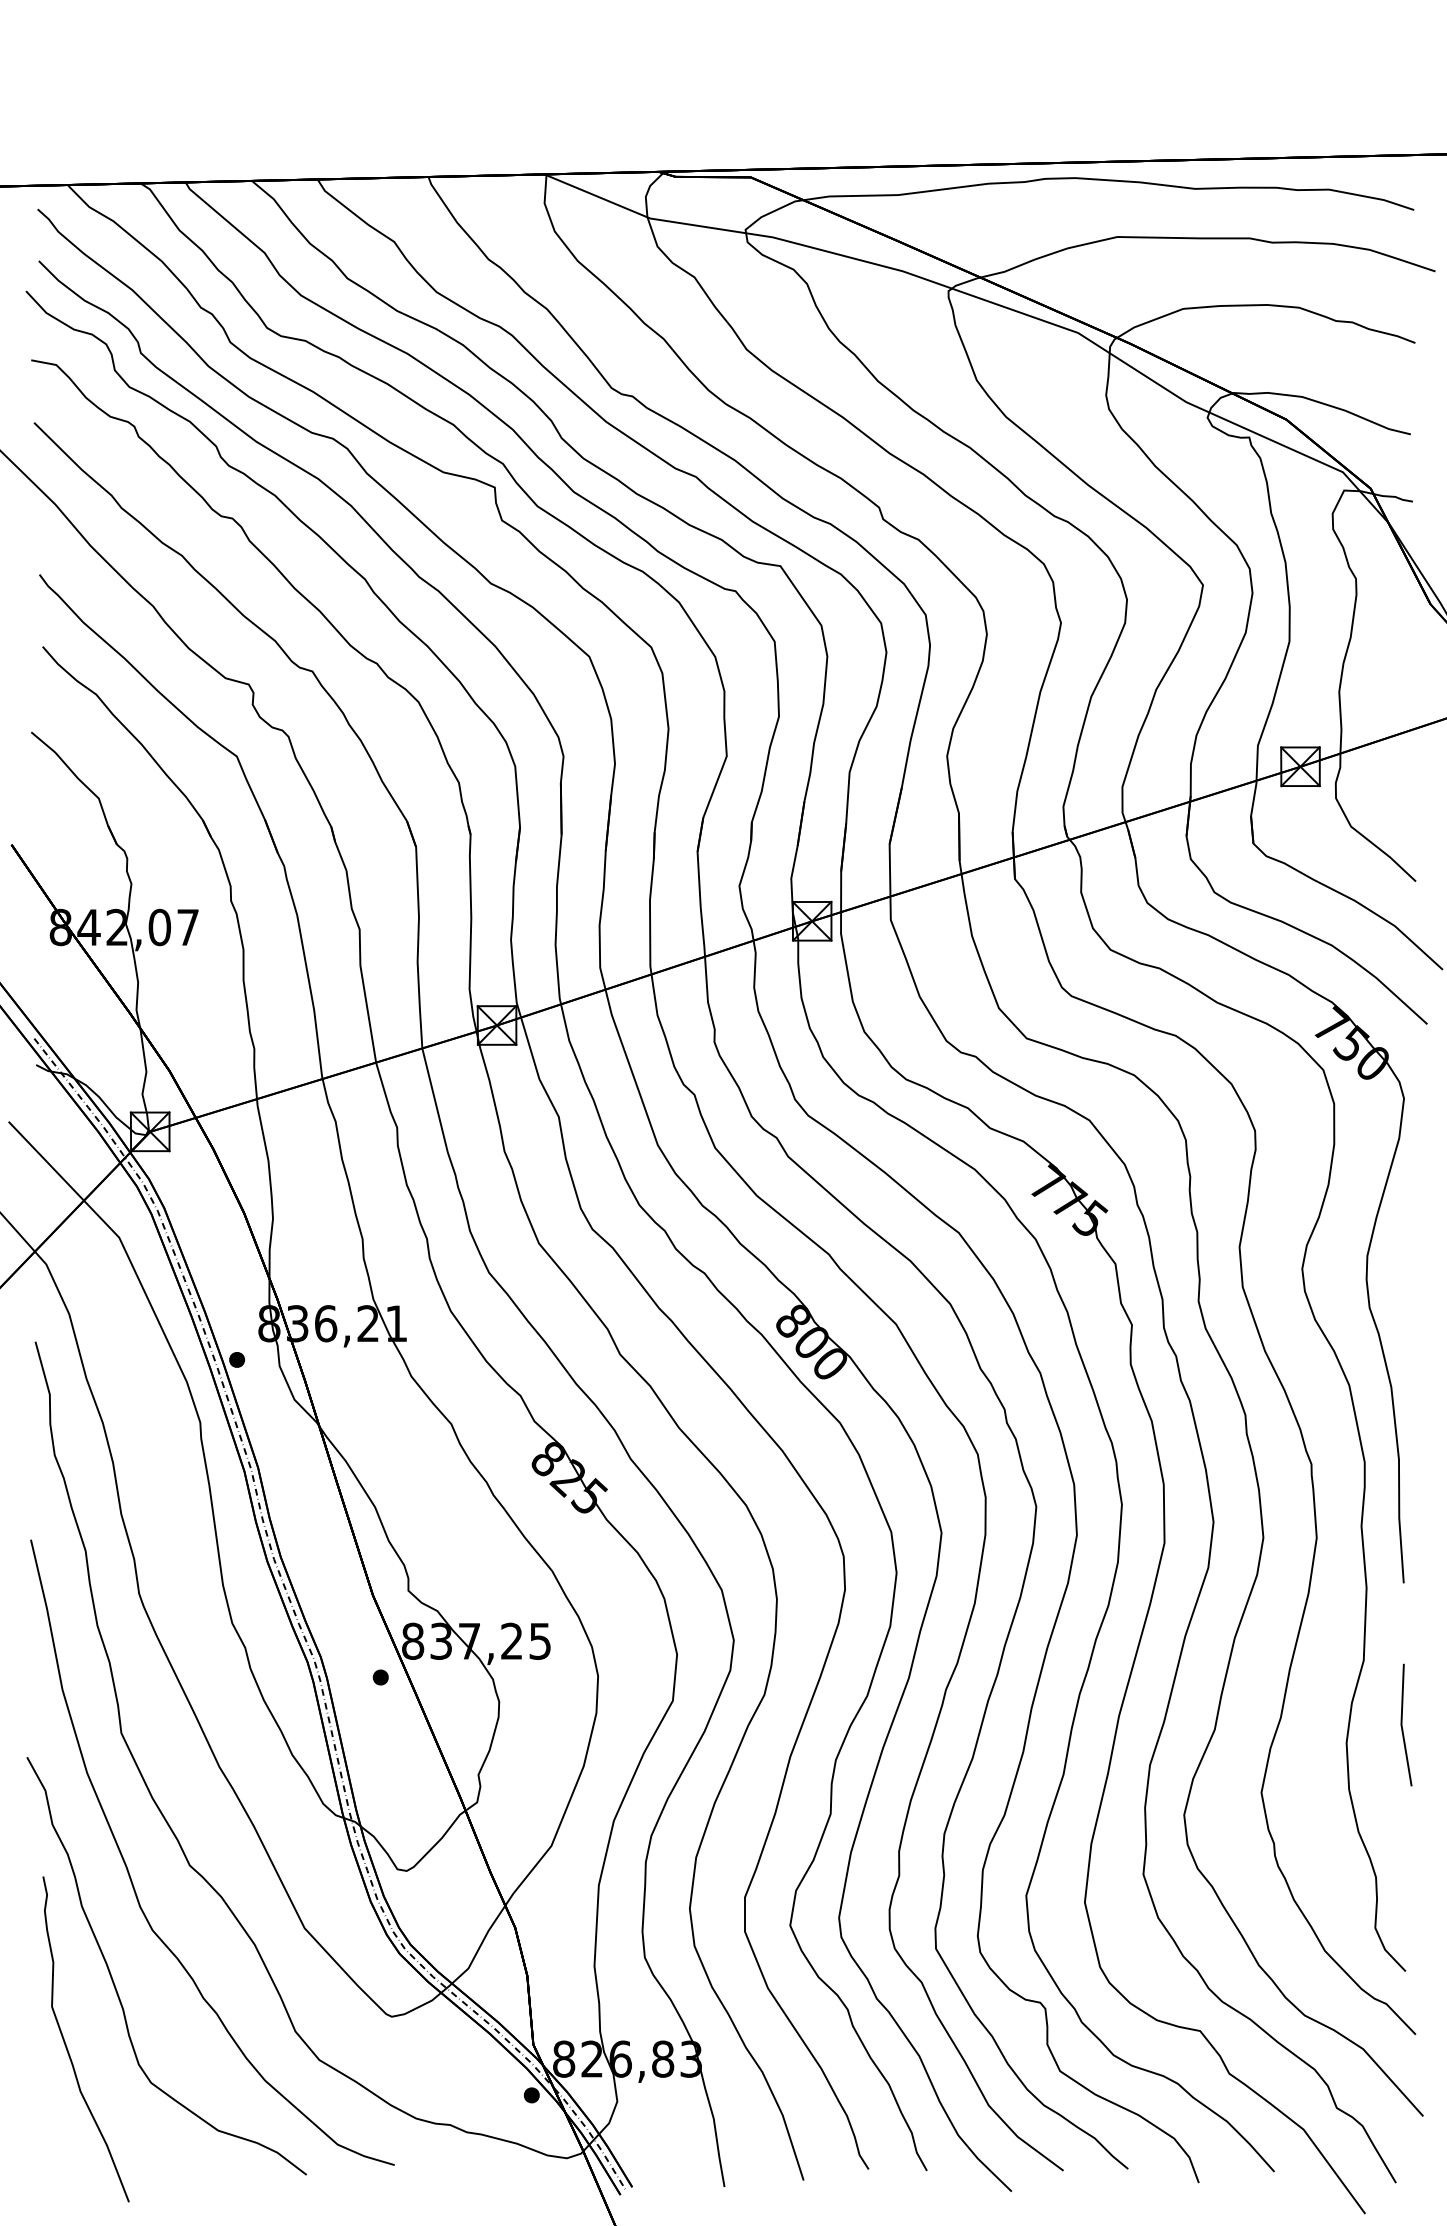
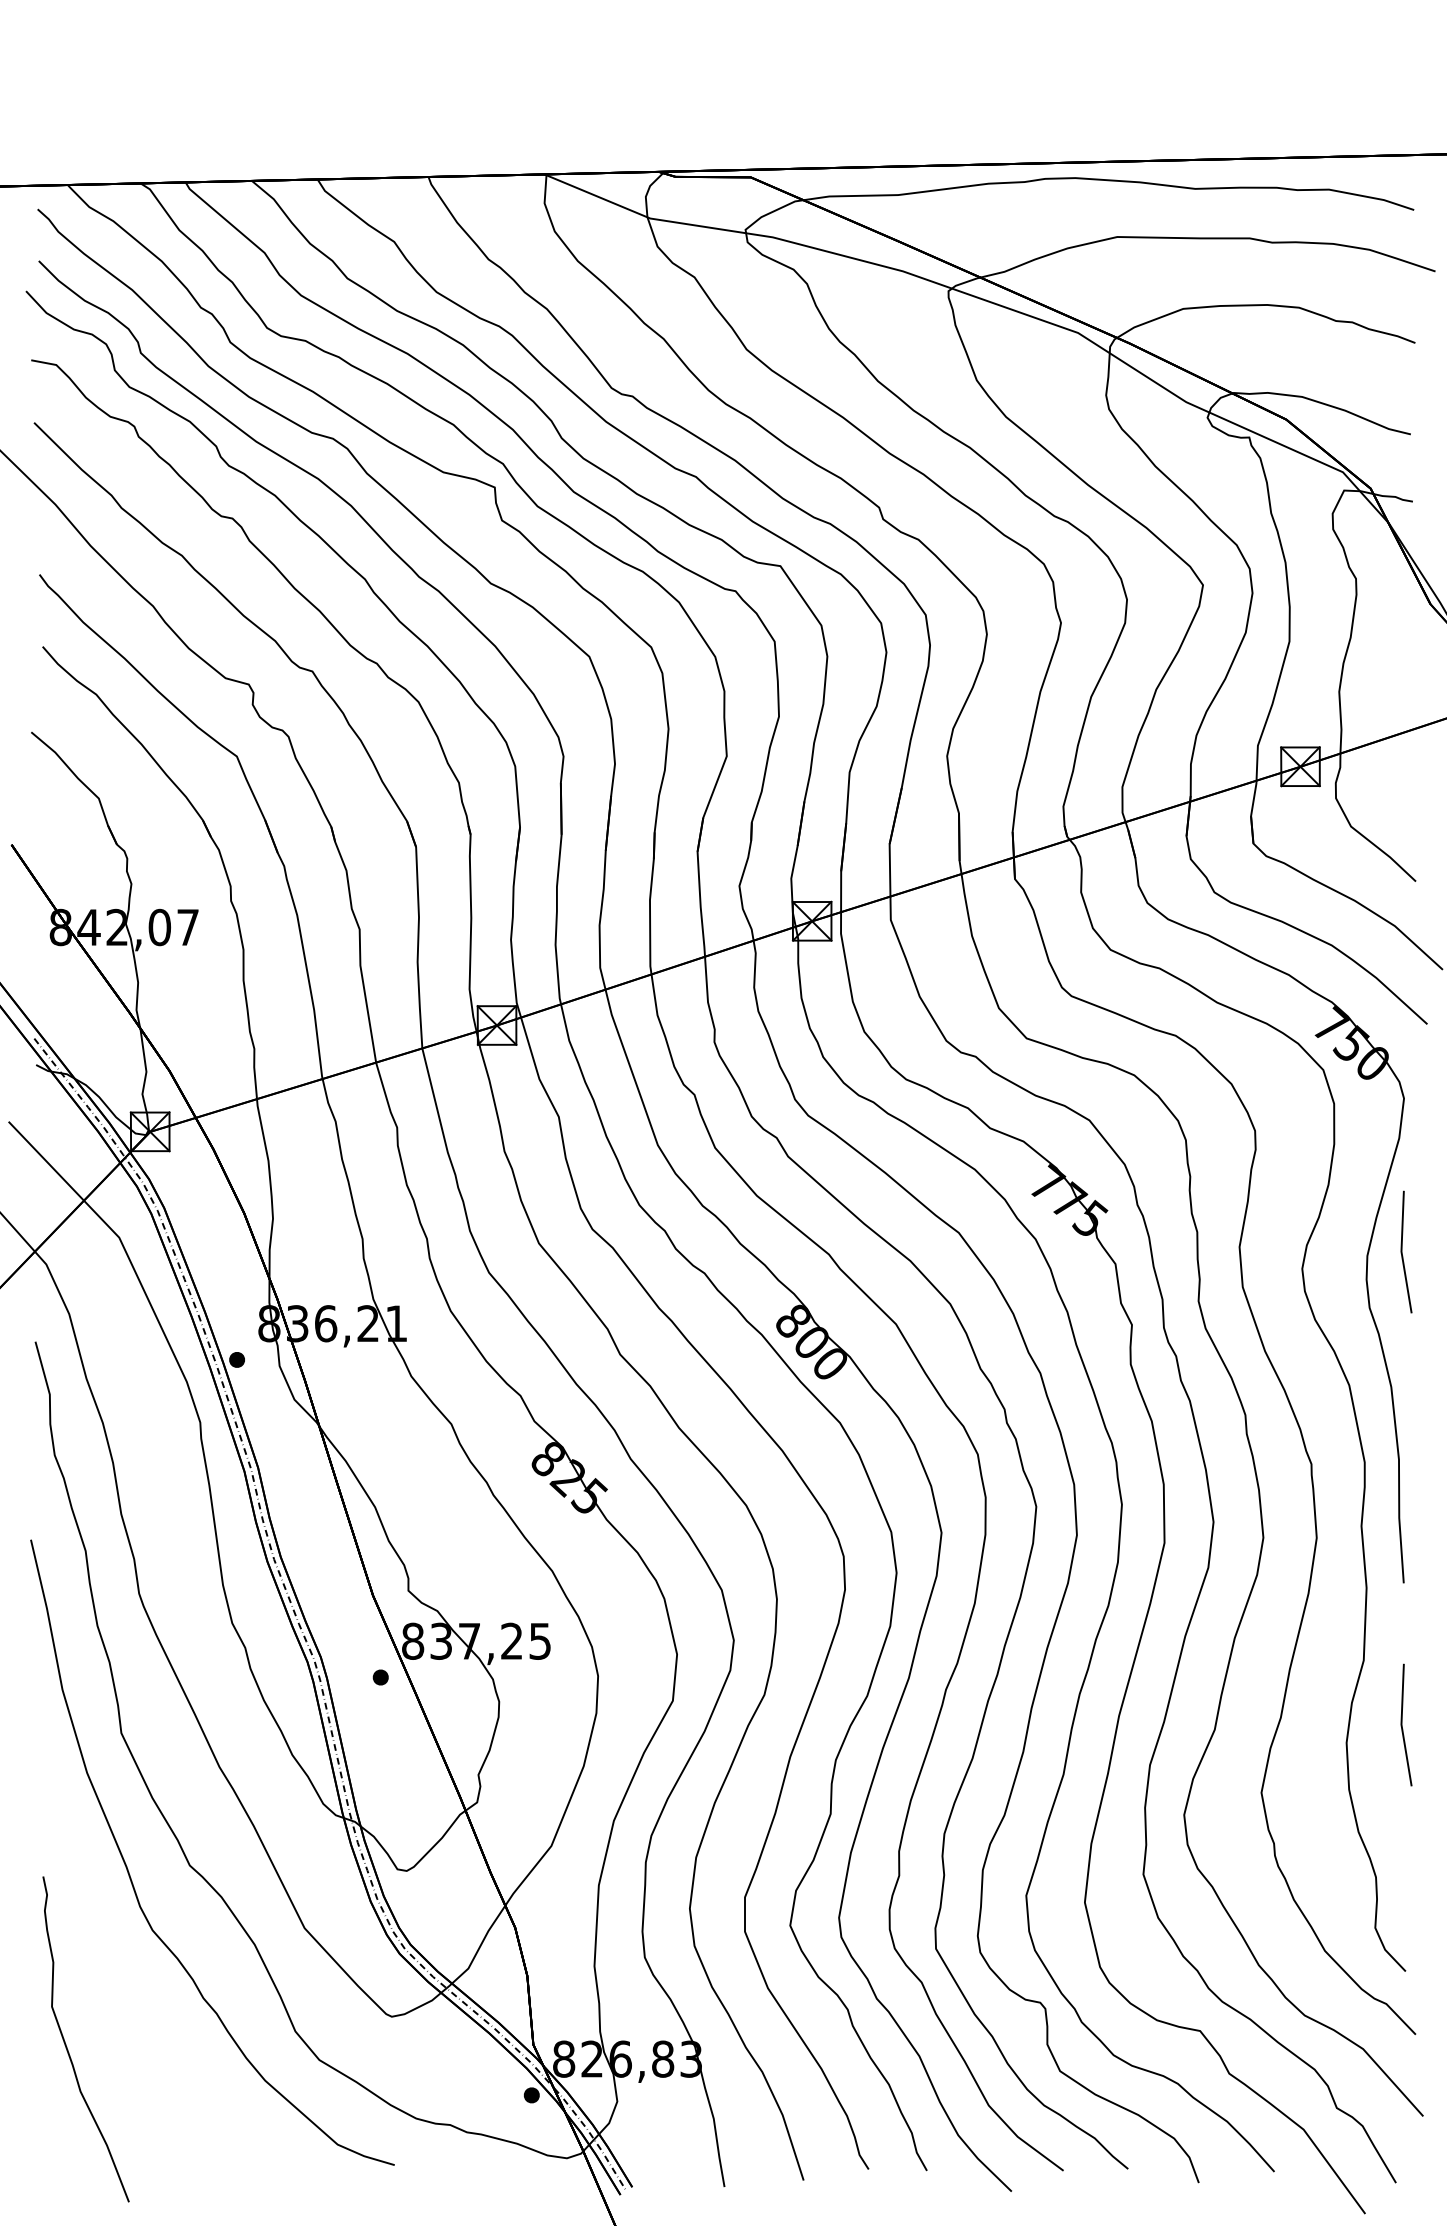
line: none -> present (1402, 1251)
curve: present -> none (116, 1987)
